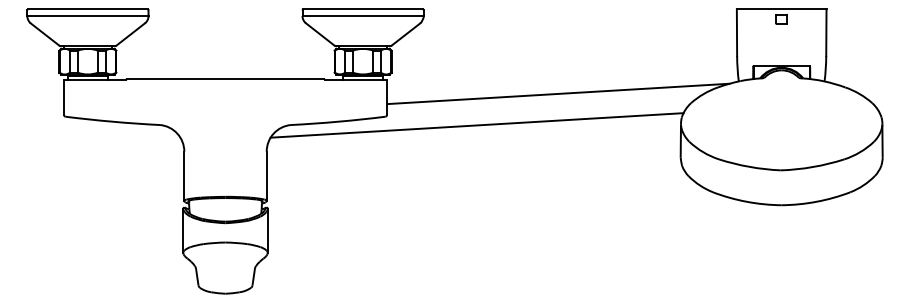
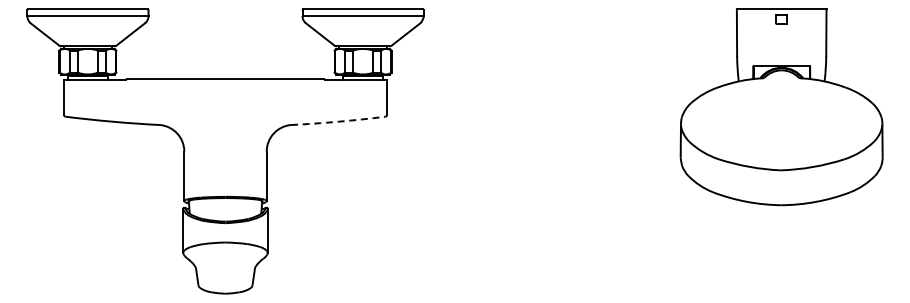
line: present -> none (557, 93)
arc: solid -> dashed (338, 121)
line: present -> none (476, 125)
